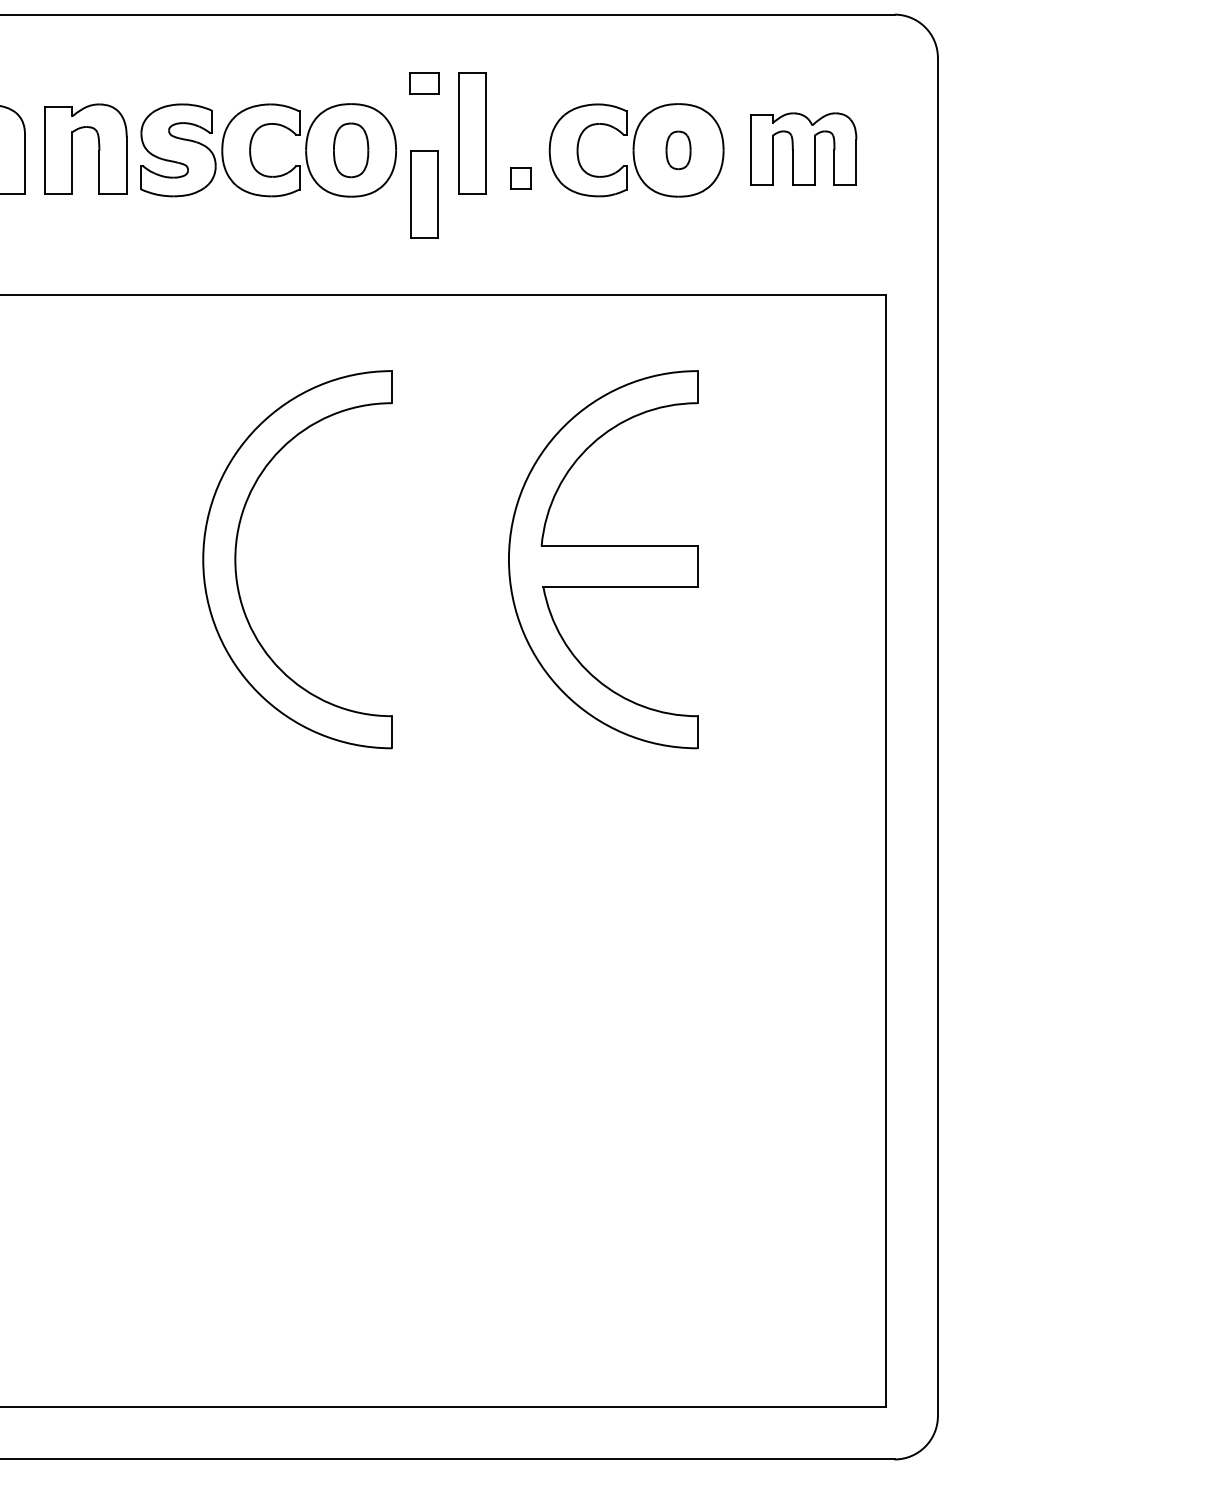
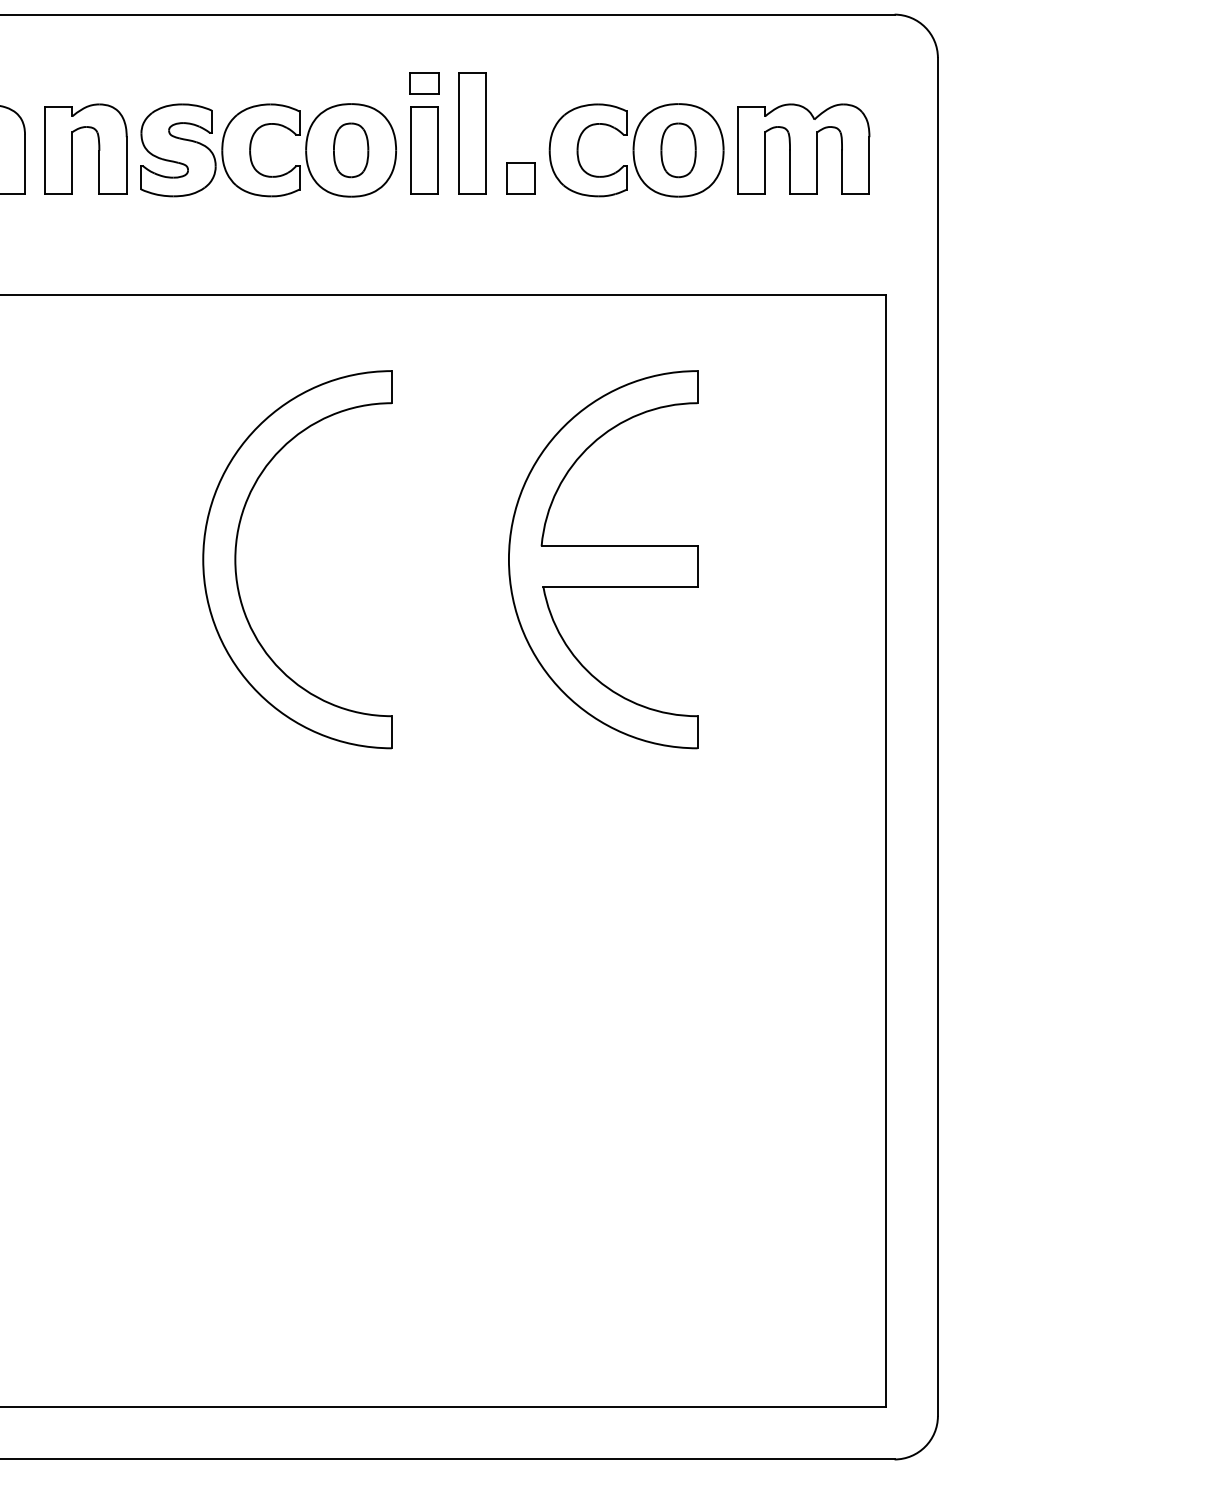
part size: 108x74 px -> 134x92 px (803, 148)
part size: 27x41 px -> 37x57 px (678, 150)
part size: 22x23 px -> 30x33 px (520, 178)
part position: (424, 194) -> (424, 150) (424, 150)
